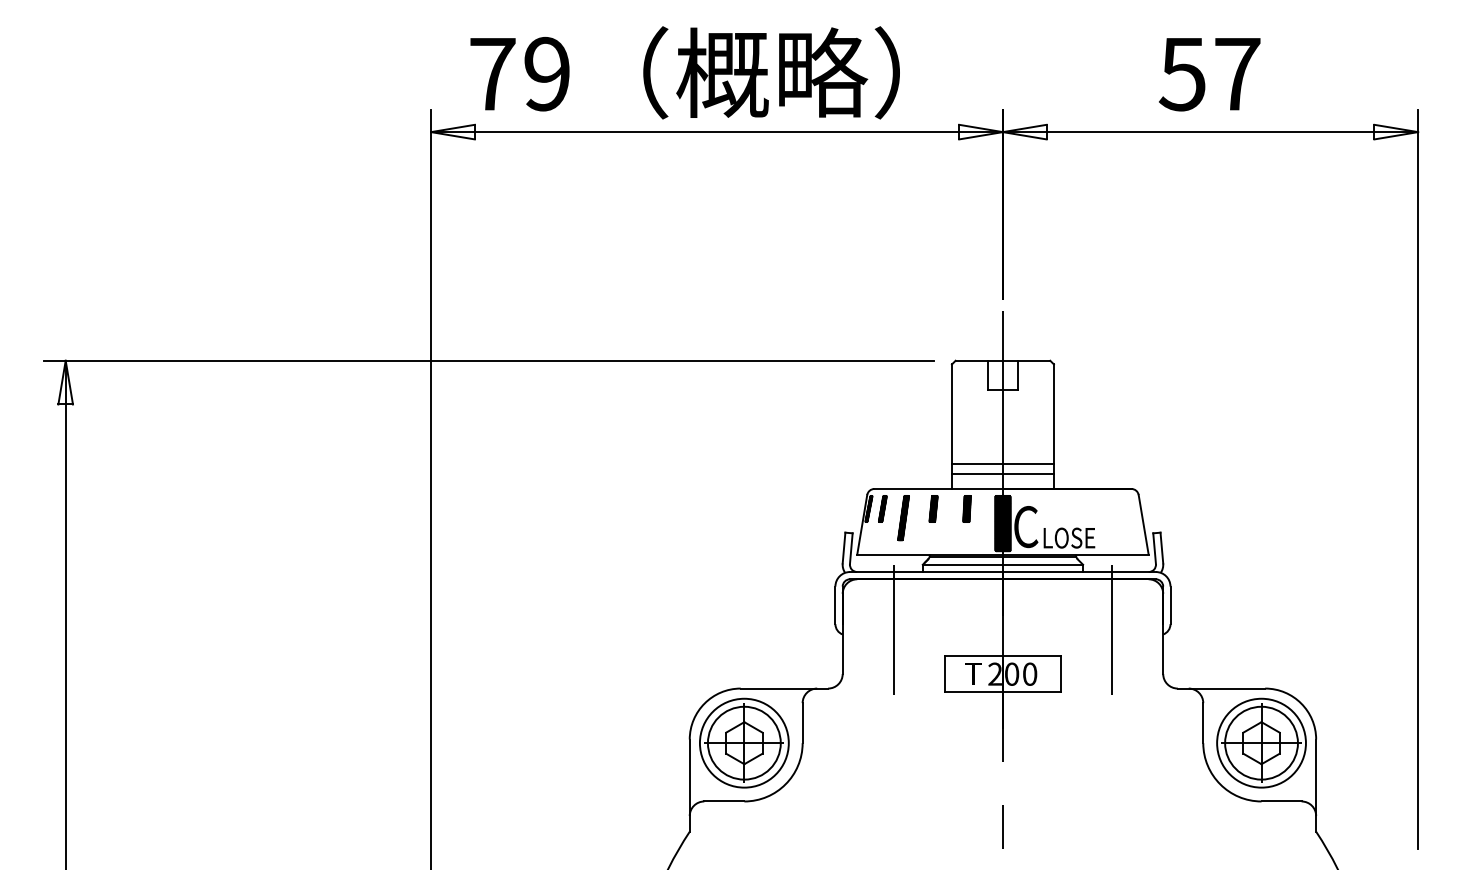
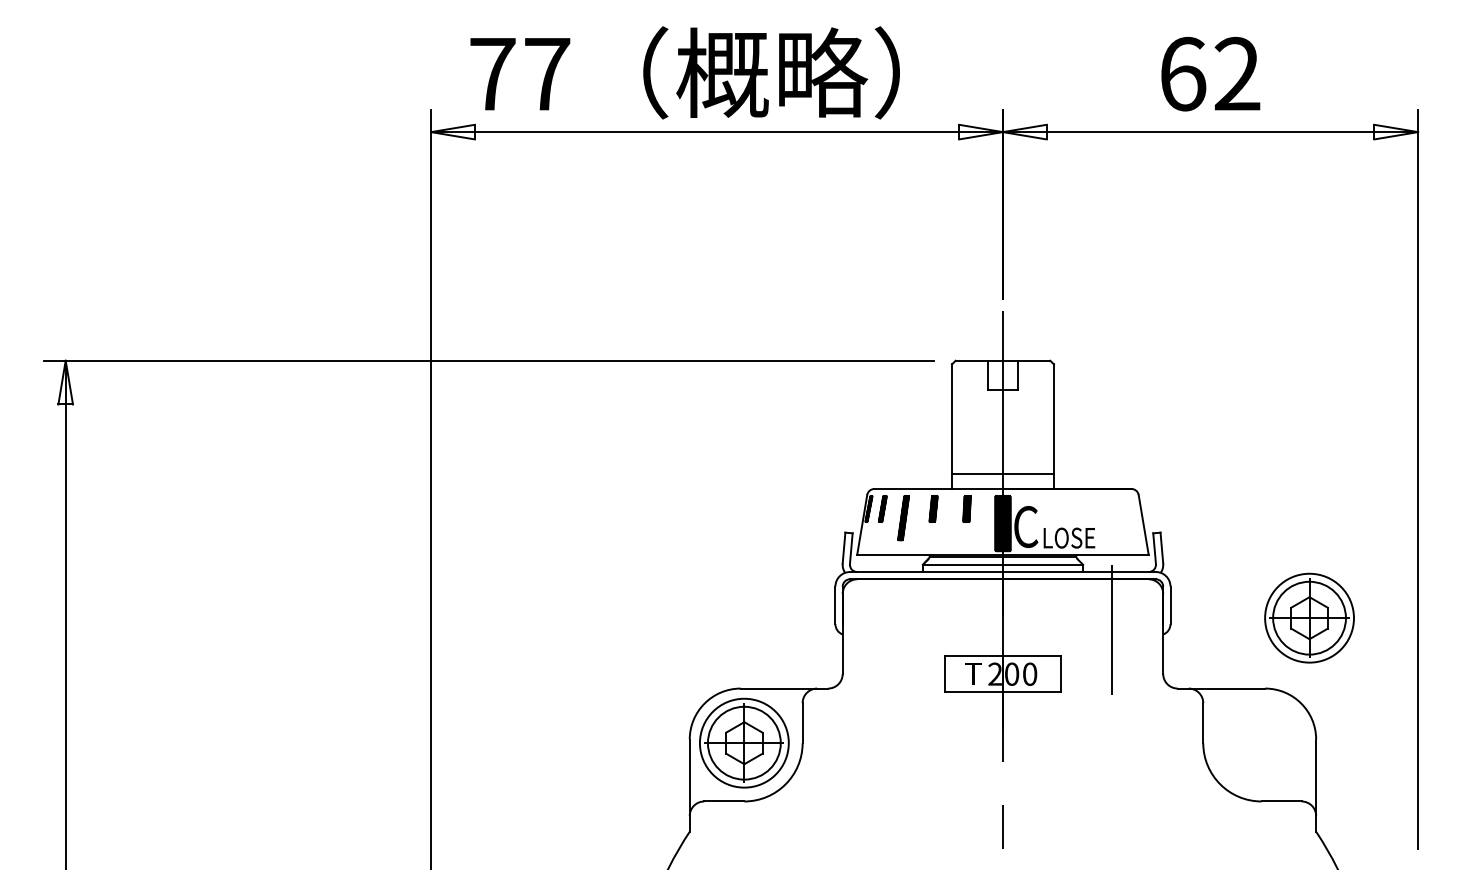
text: 79 -> 77 (547, 73)
text: 57 -> 62 (1209, 73)
line: present -> none (1002, 463)
line: present -> none (893, 629)
part position: (1261, 742) -> (1309, 617) (1309, 617)
